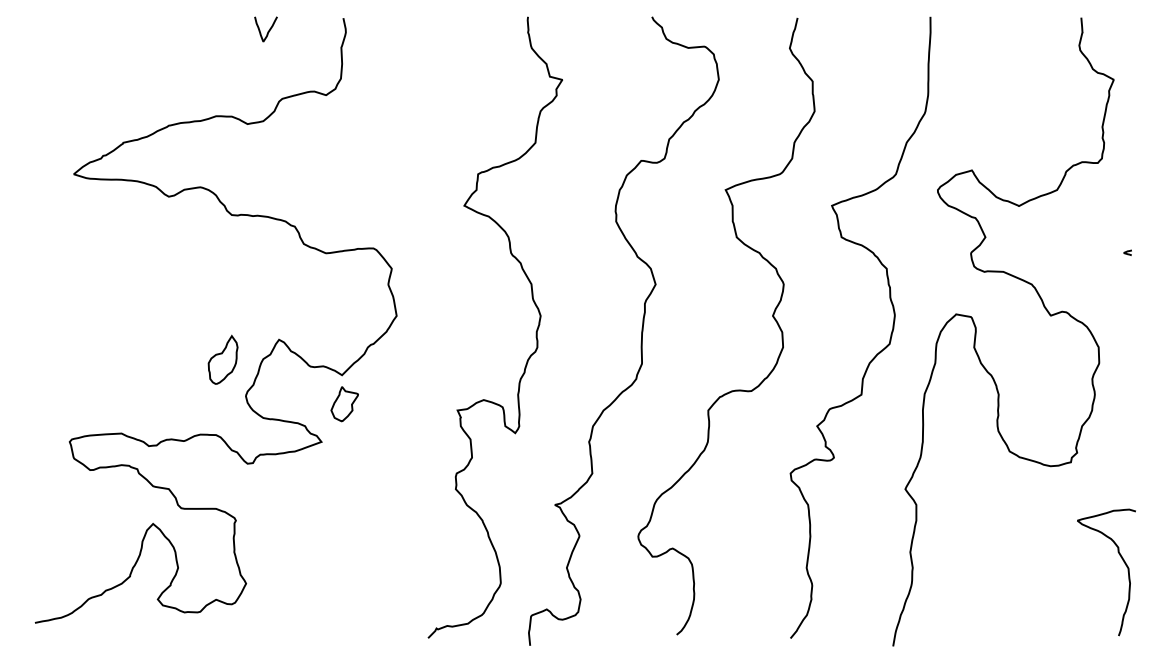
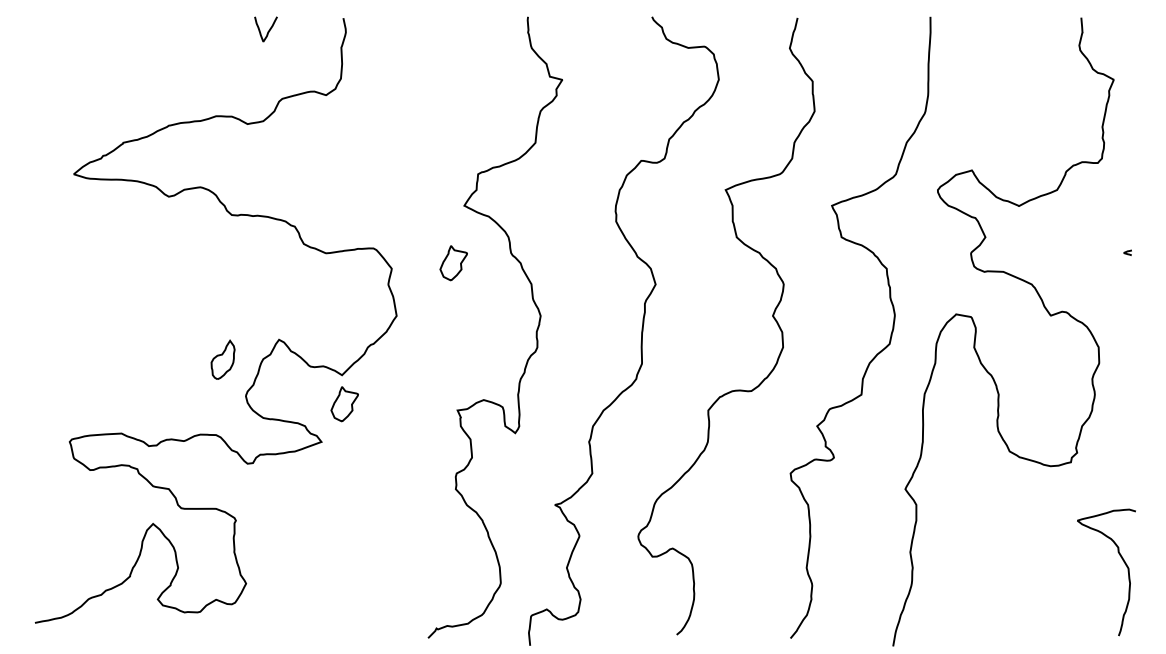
part: none -> present (453, 263)
part size: 32x51 px -> 26x41 px (222, 359)
